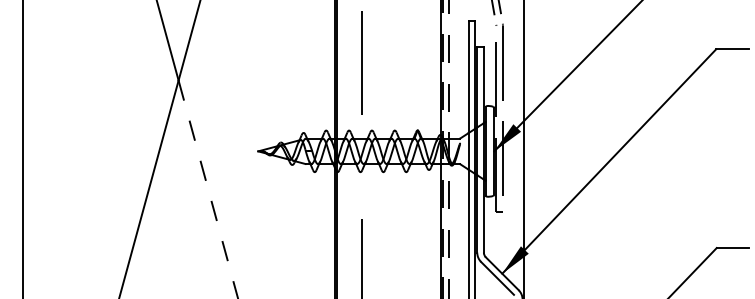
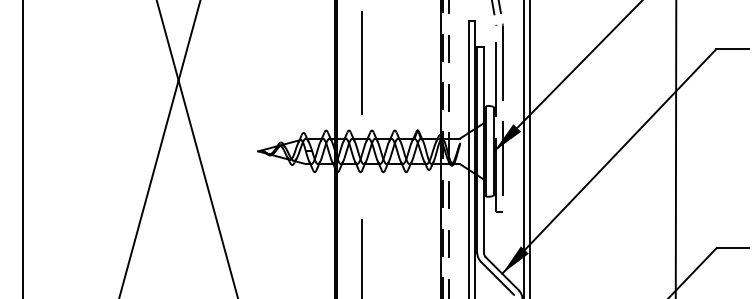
line: none -> present (530, 148)
line: none -> present (675, 148)
line: dashed -> solid (208, 189)
